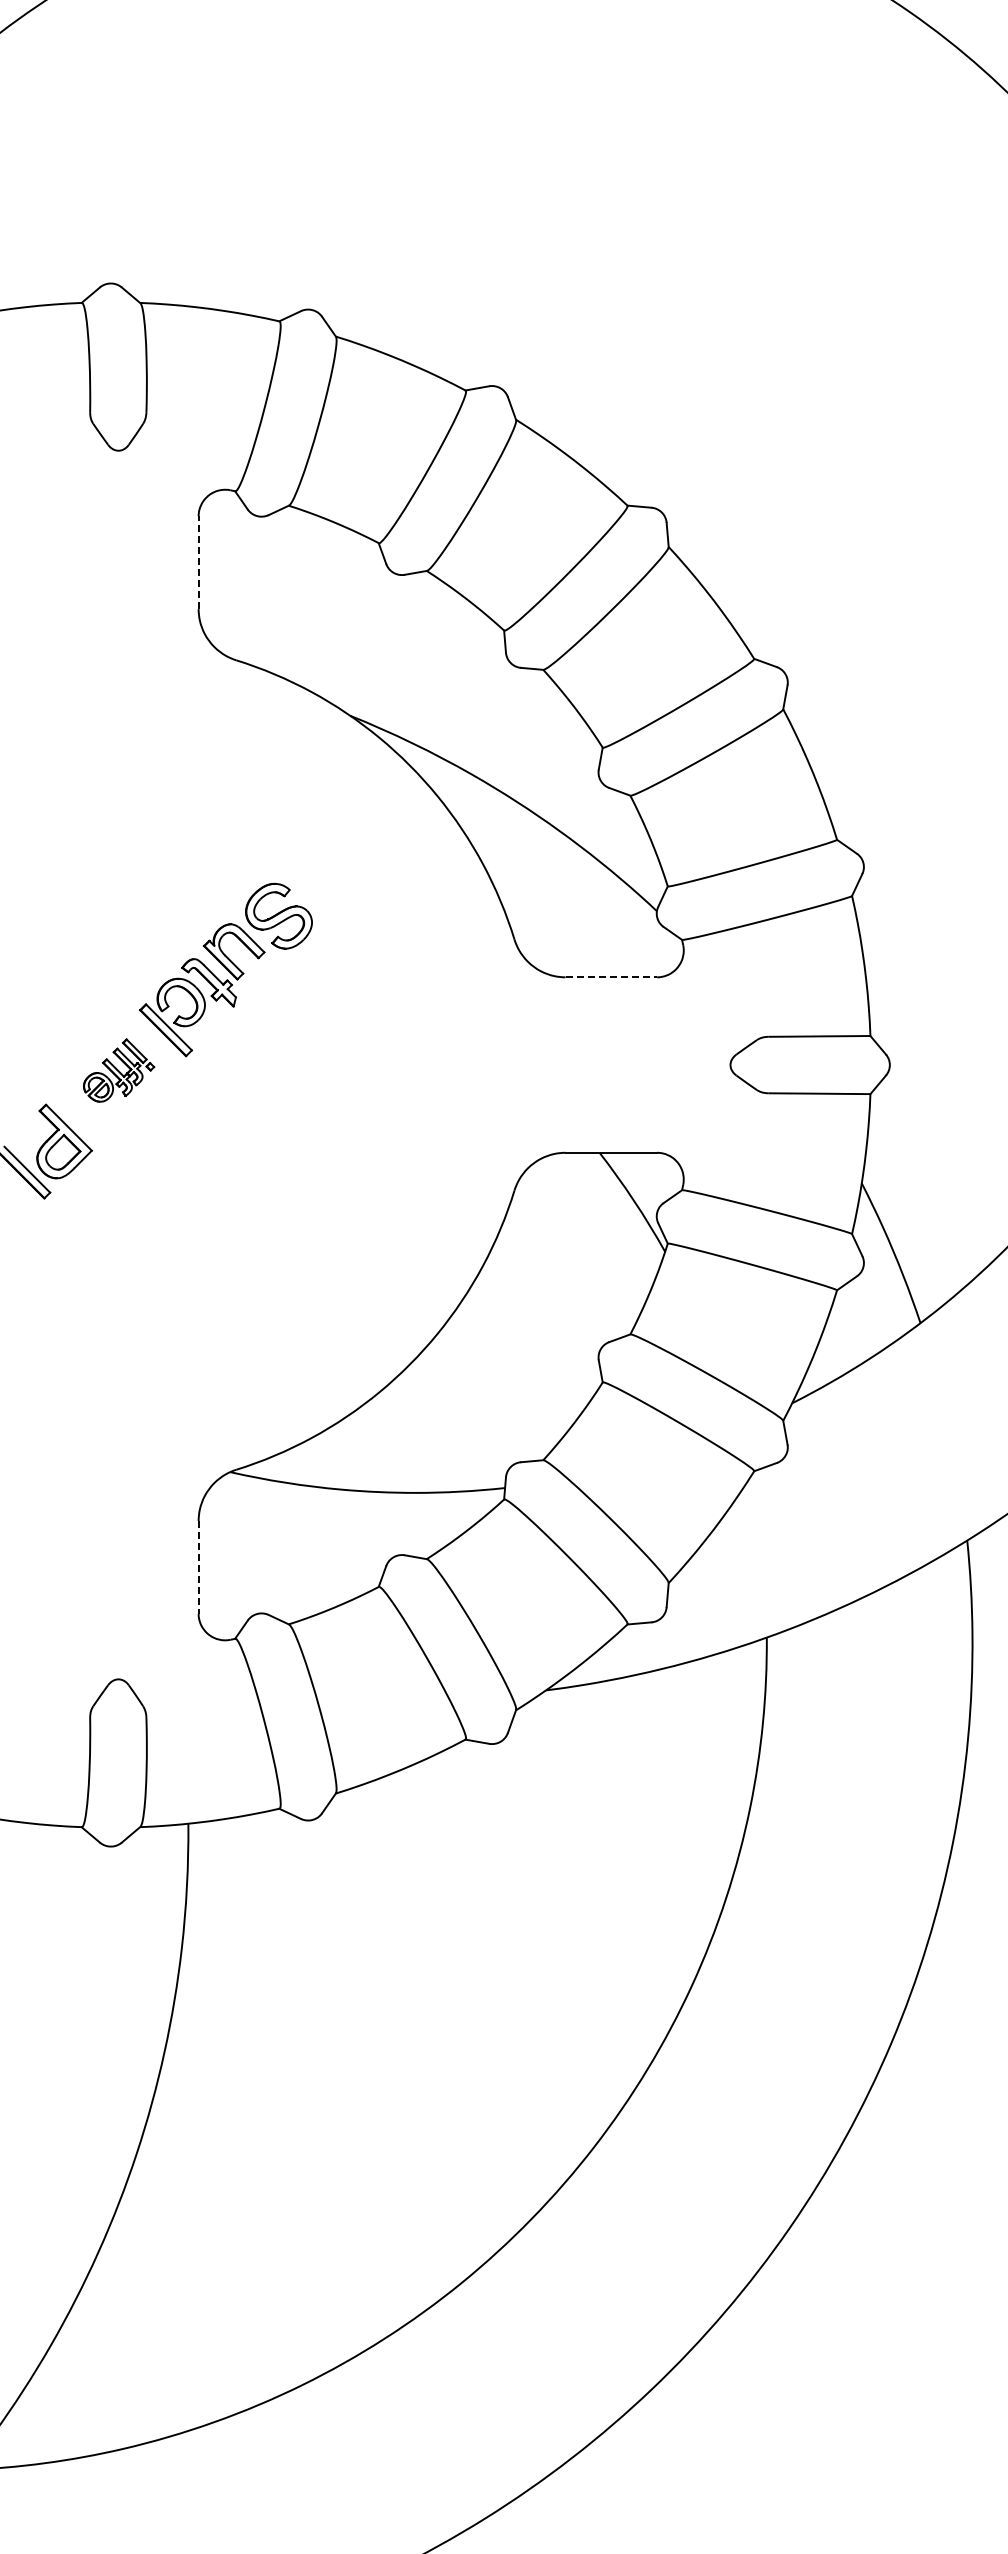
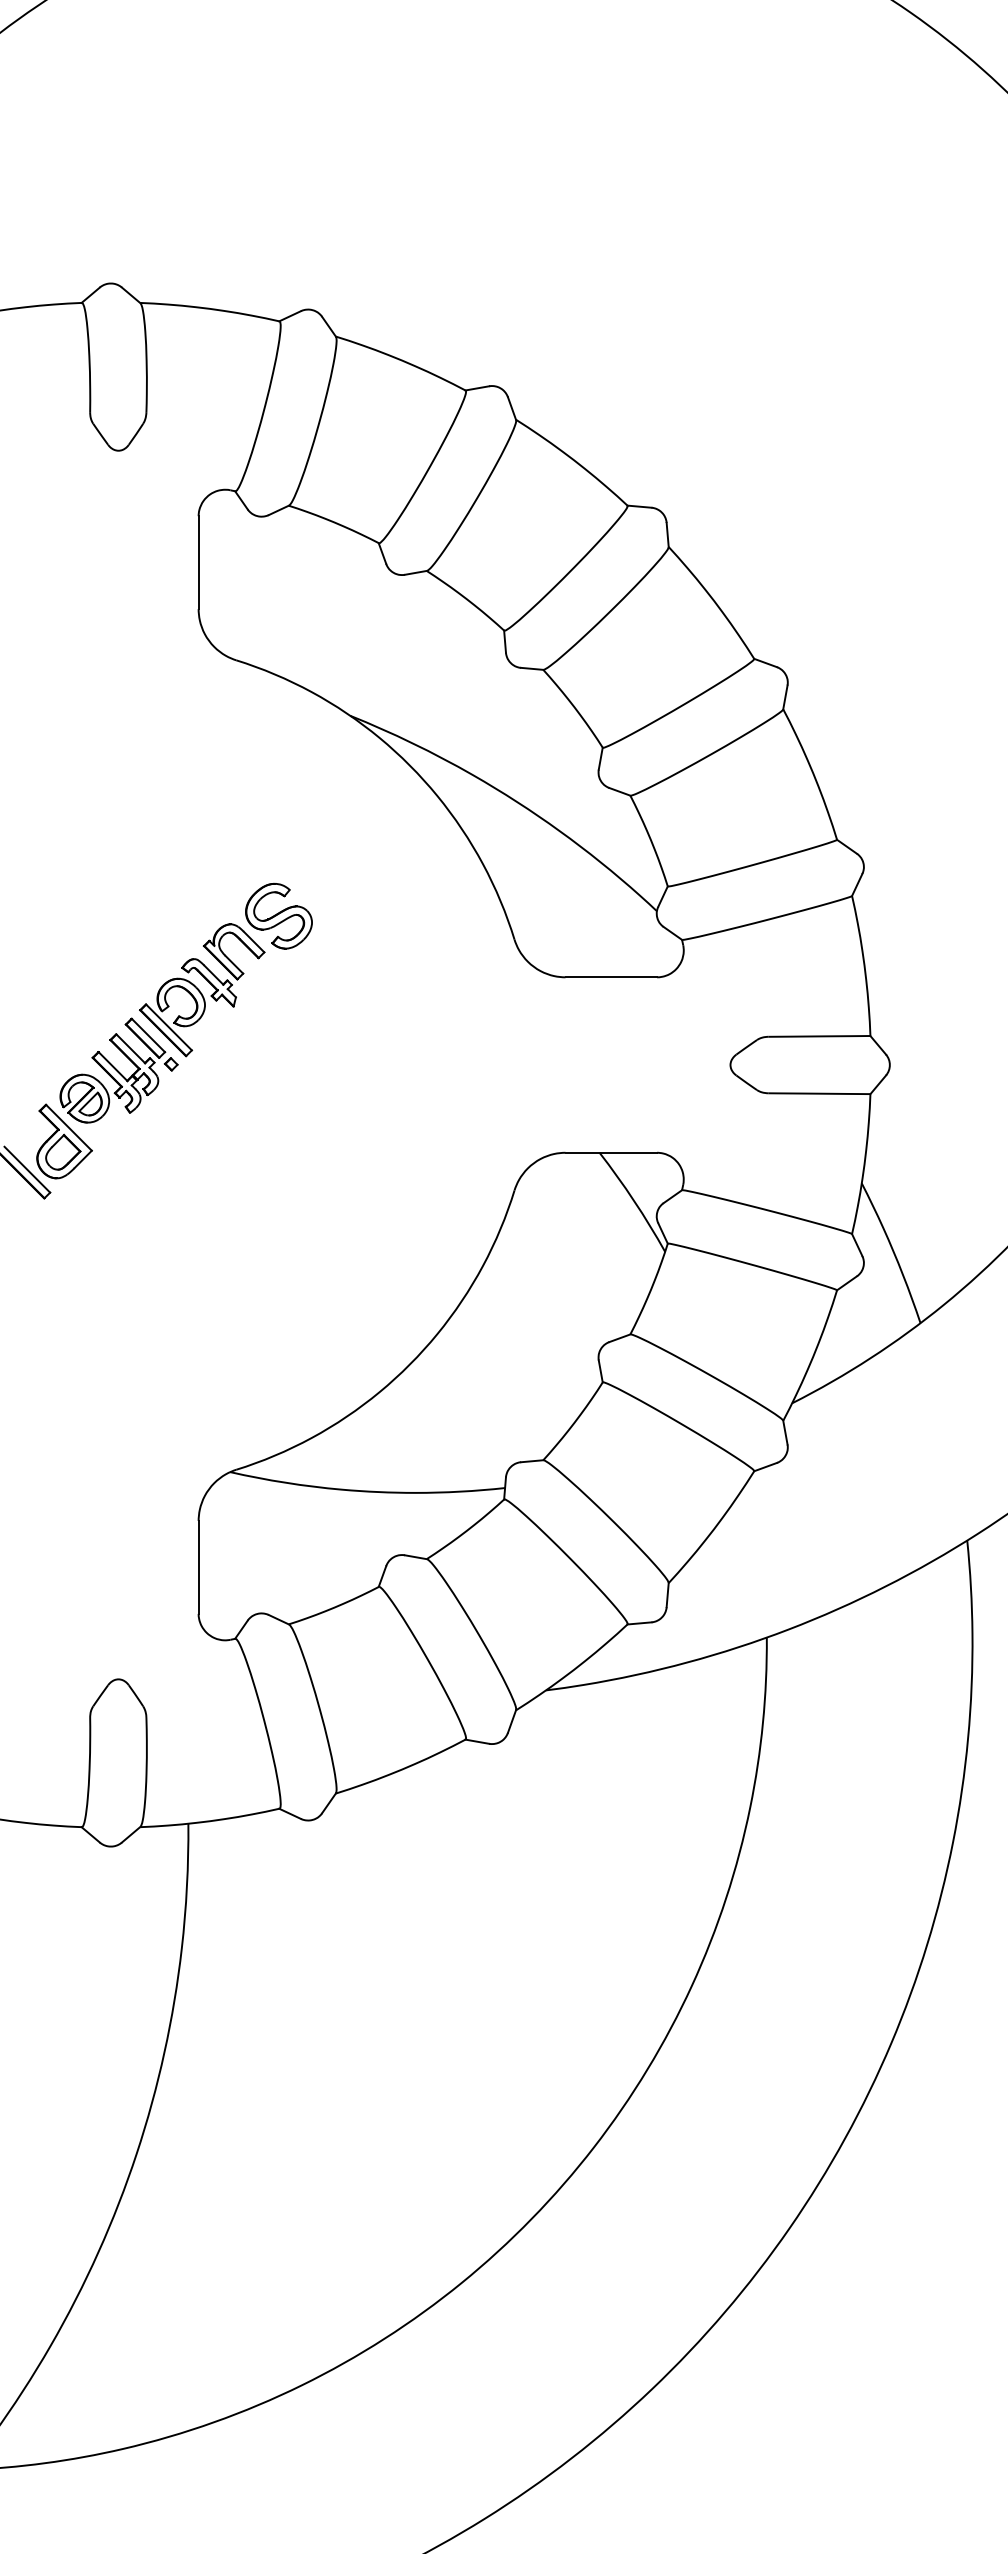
line: dashed -> solid (198, 562)
line: dashed -> solid (611, 977)
part size: 73x65 px -> 120x107 px (118, 1070)
line: dashed -> solid (198, 1567)
